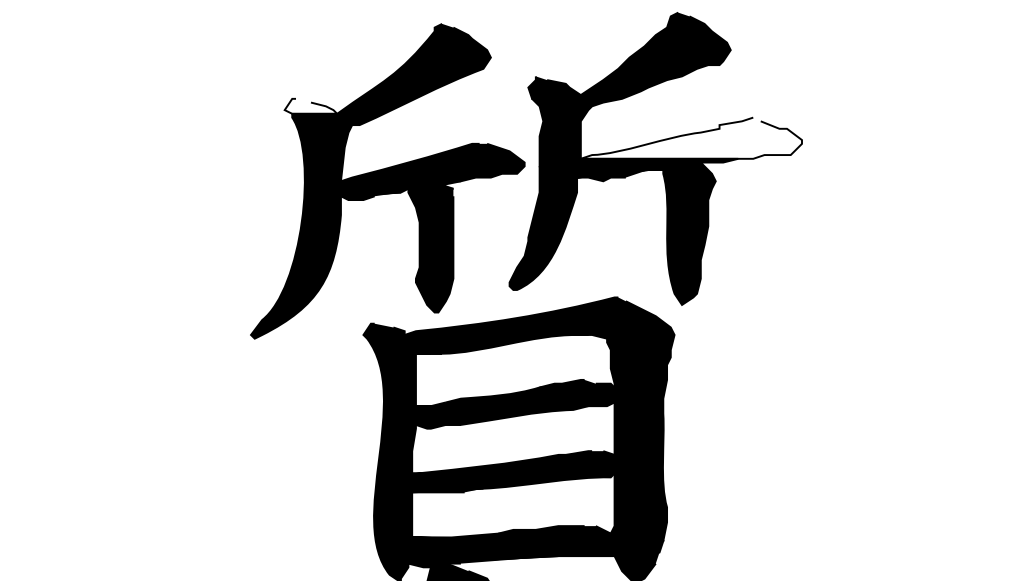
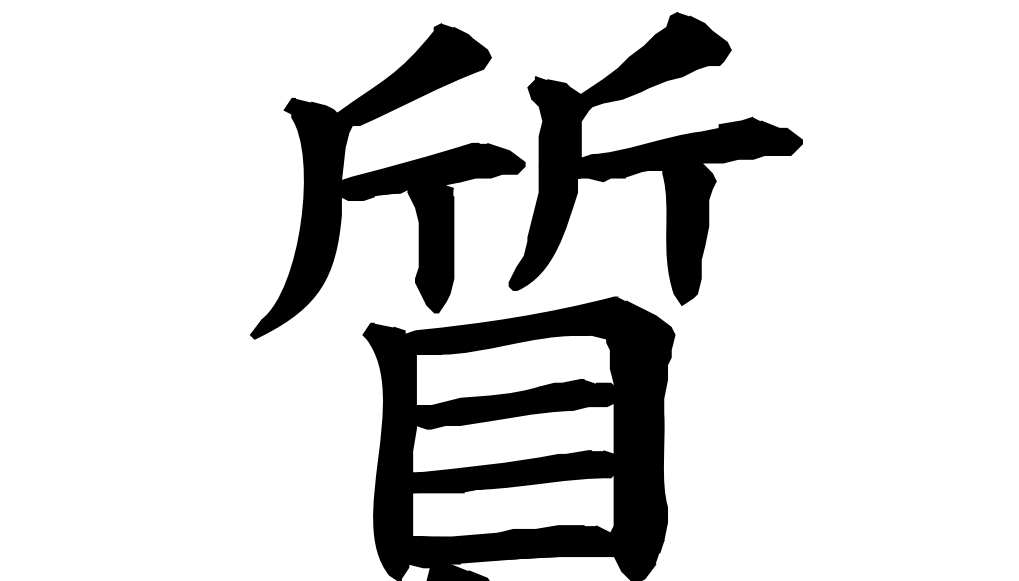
fill: none -> present (310, 105)
fill: none -> present (690, 137)
